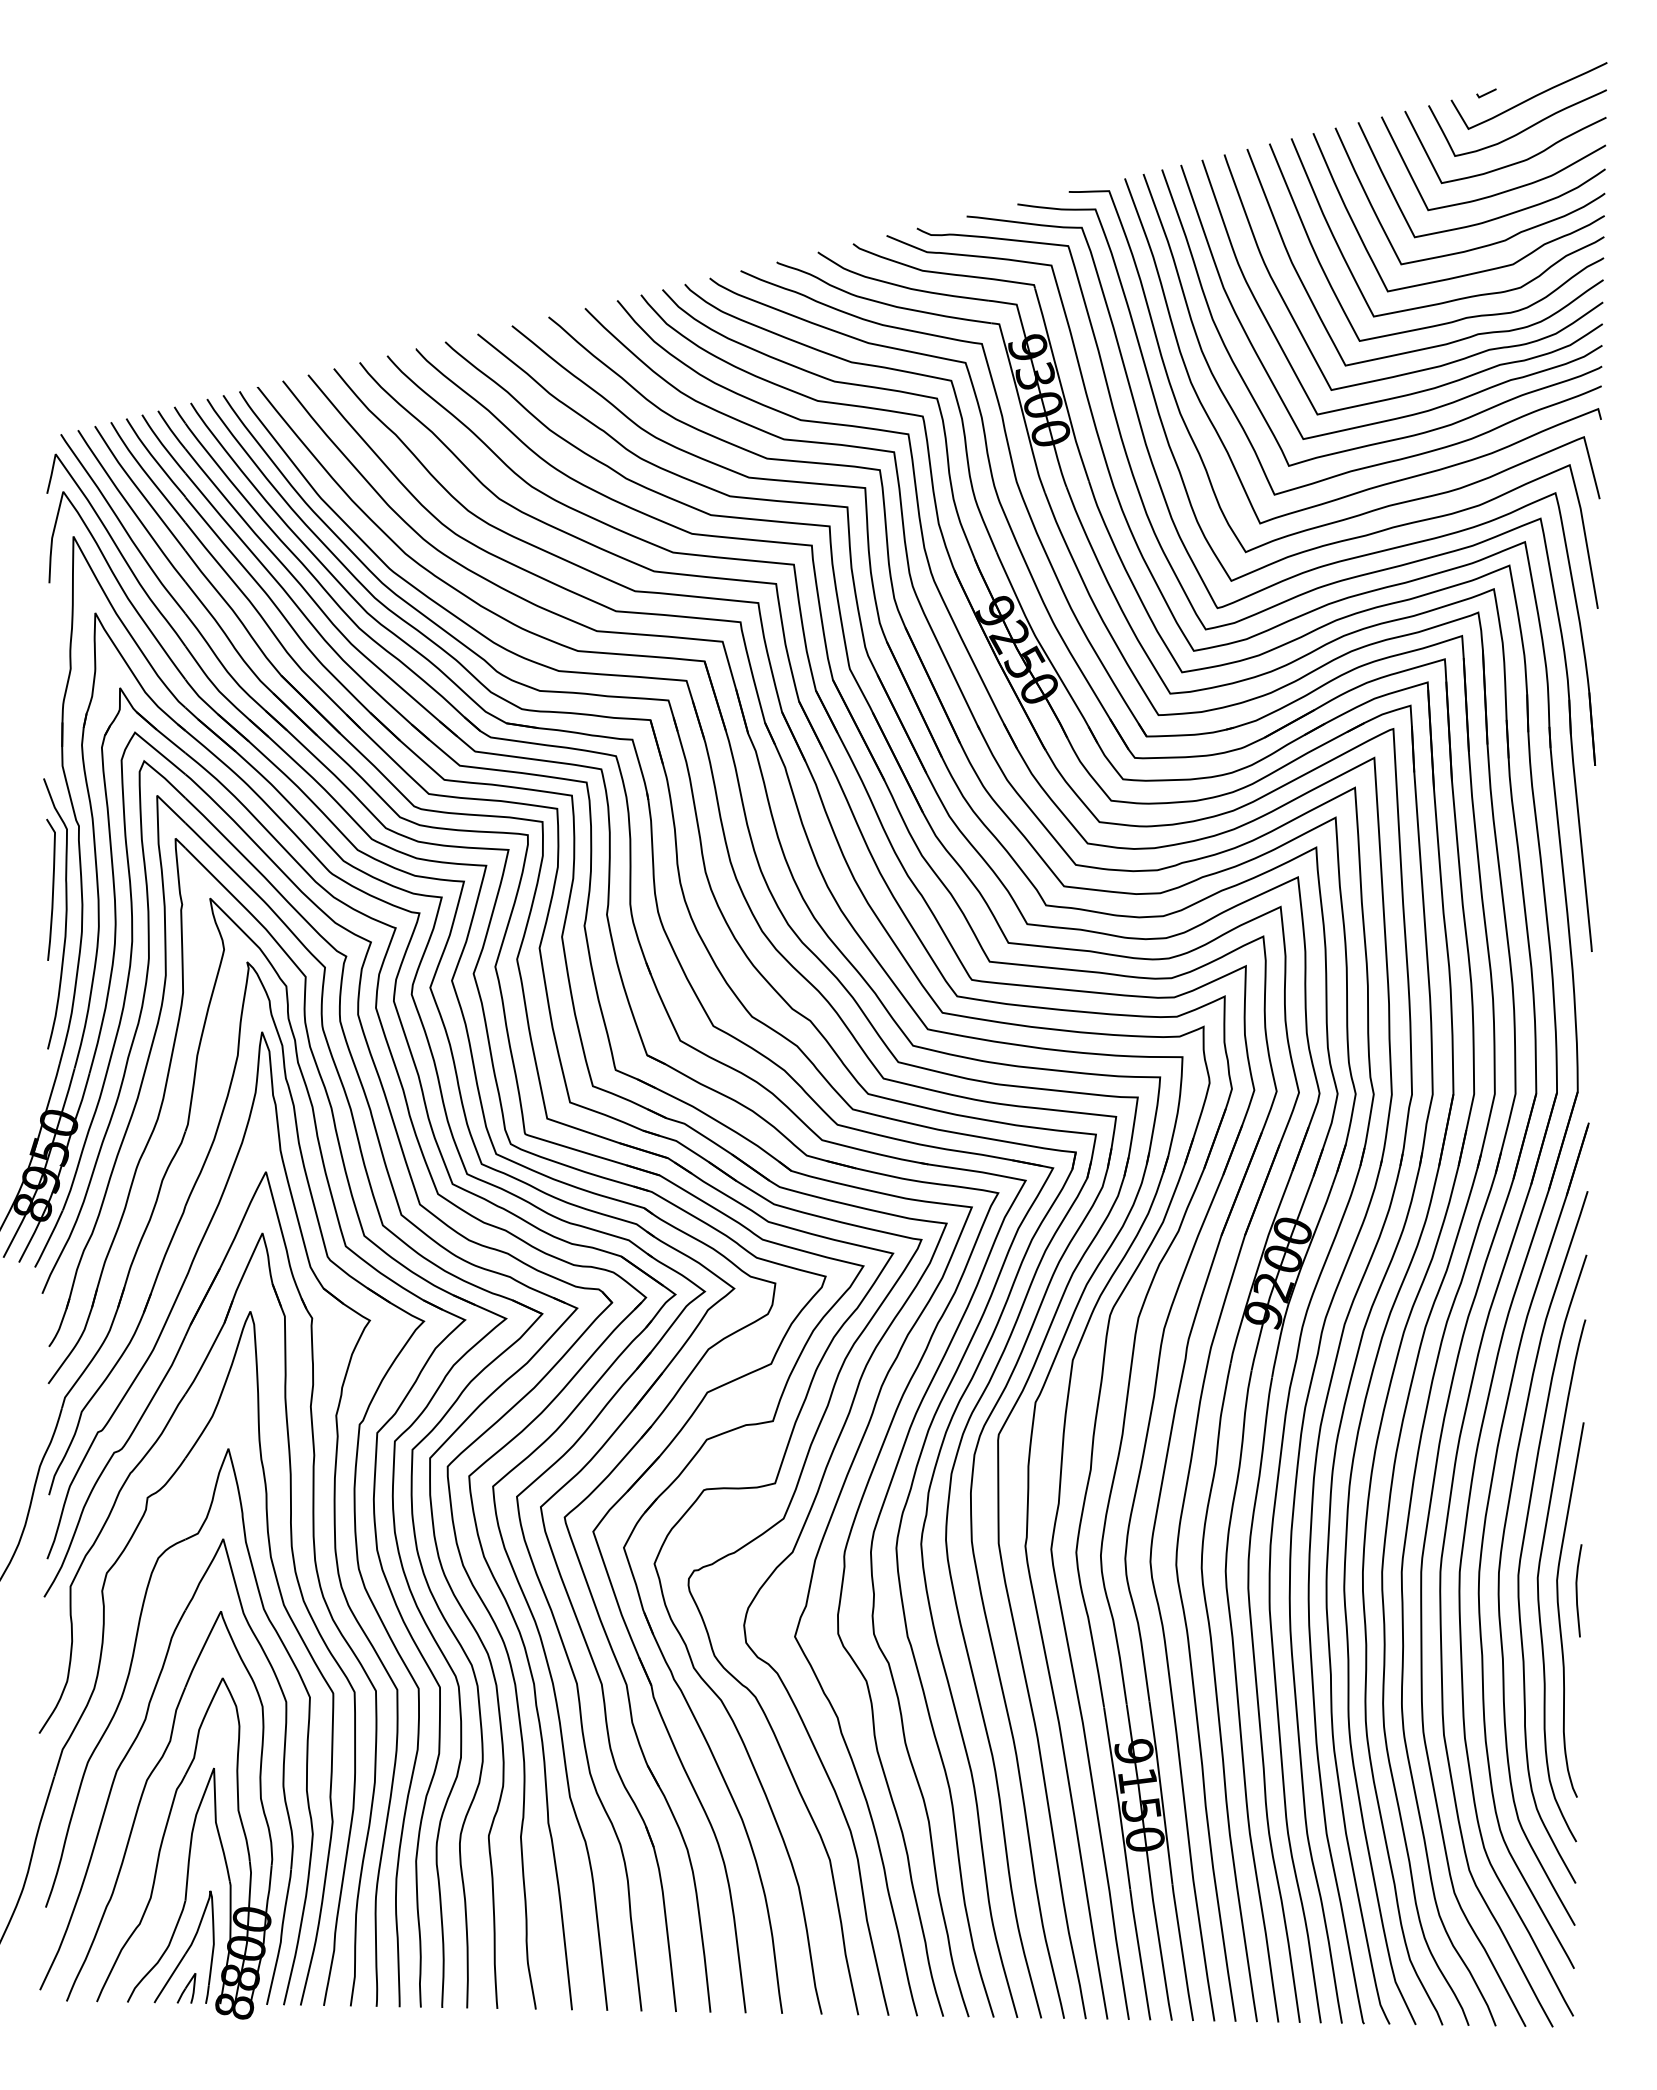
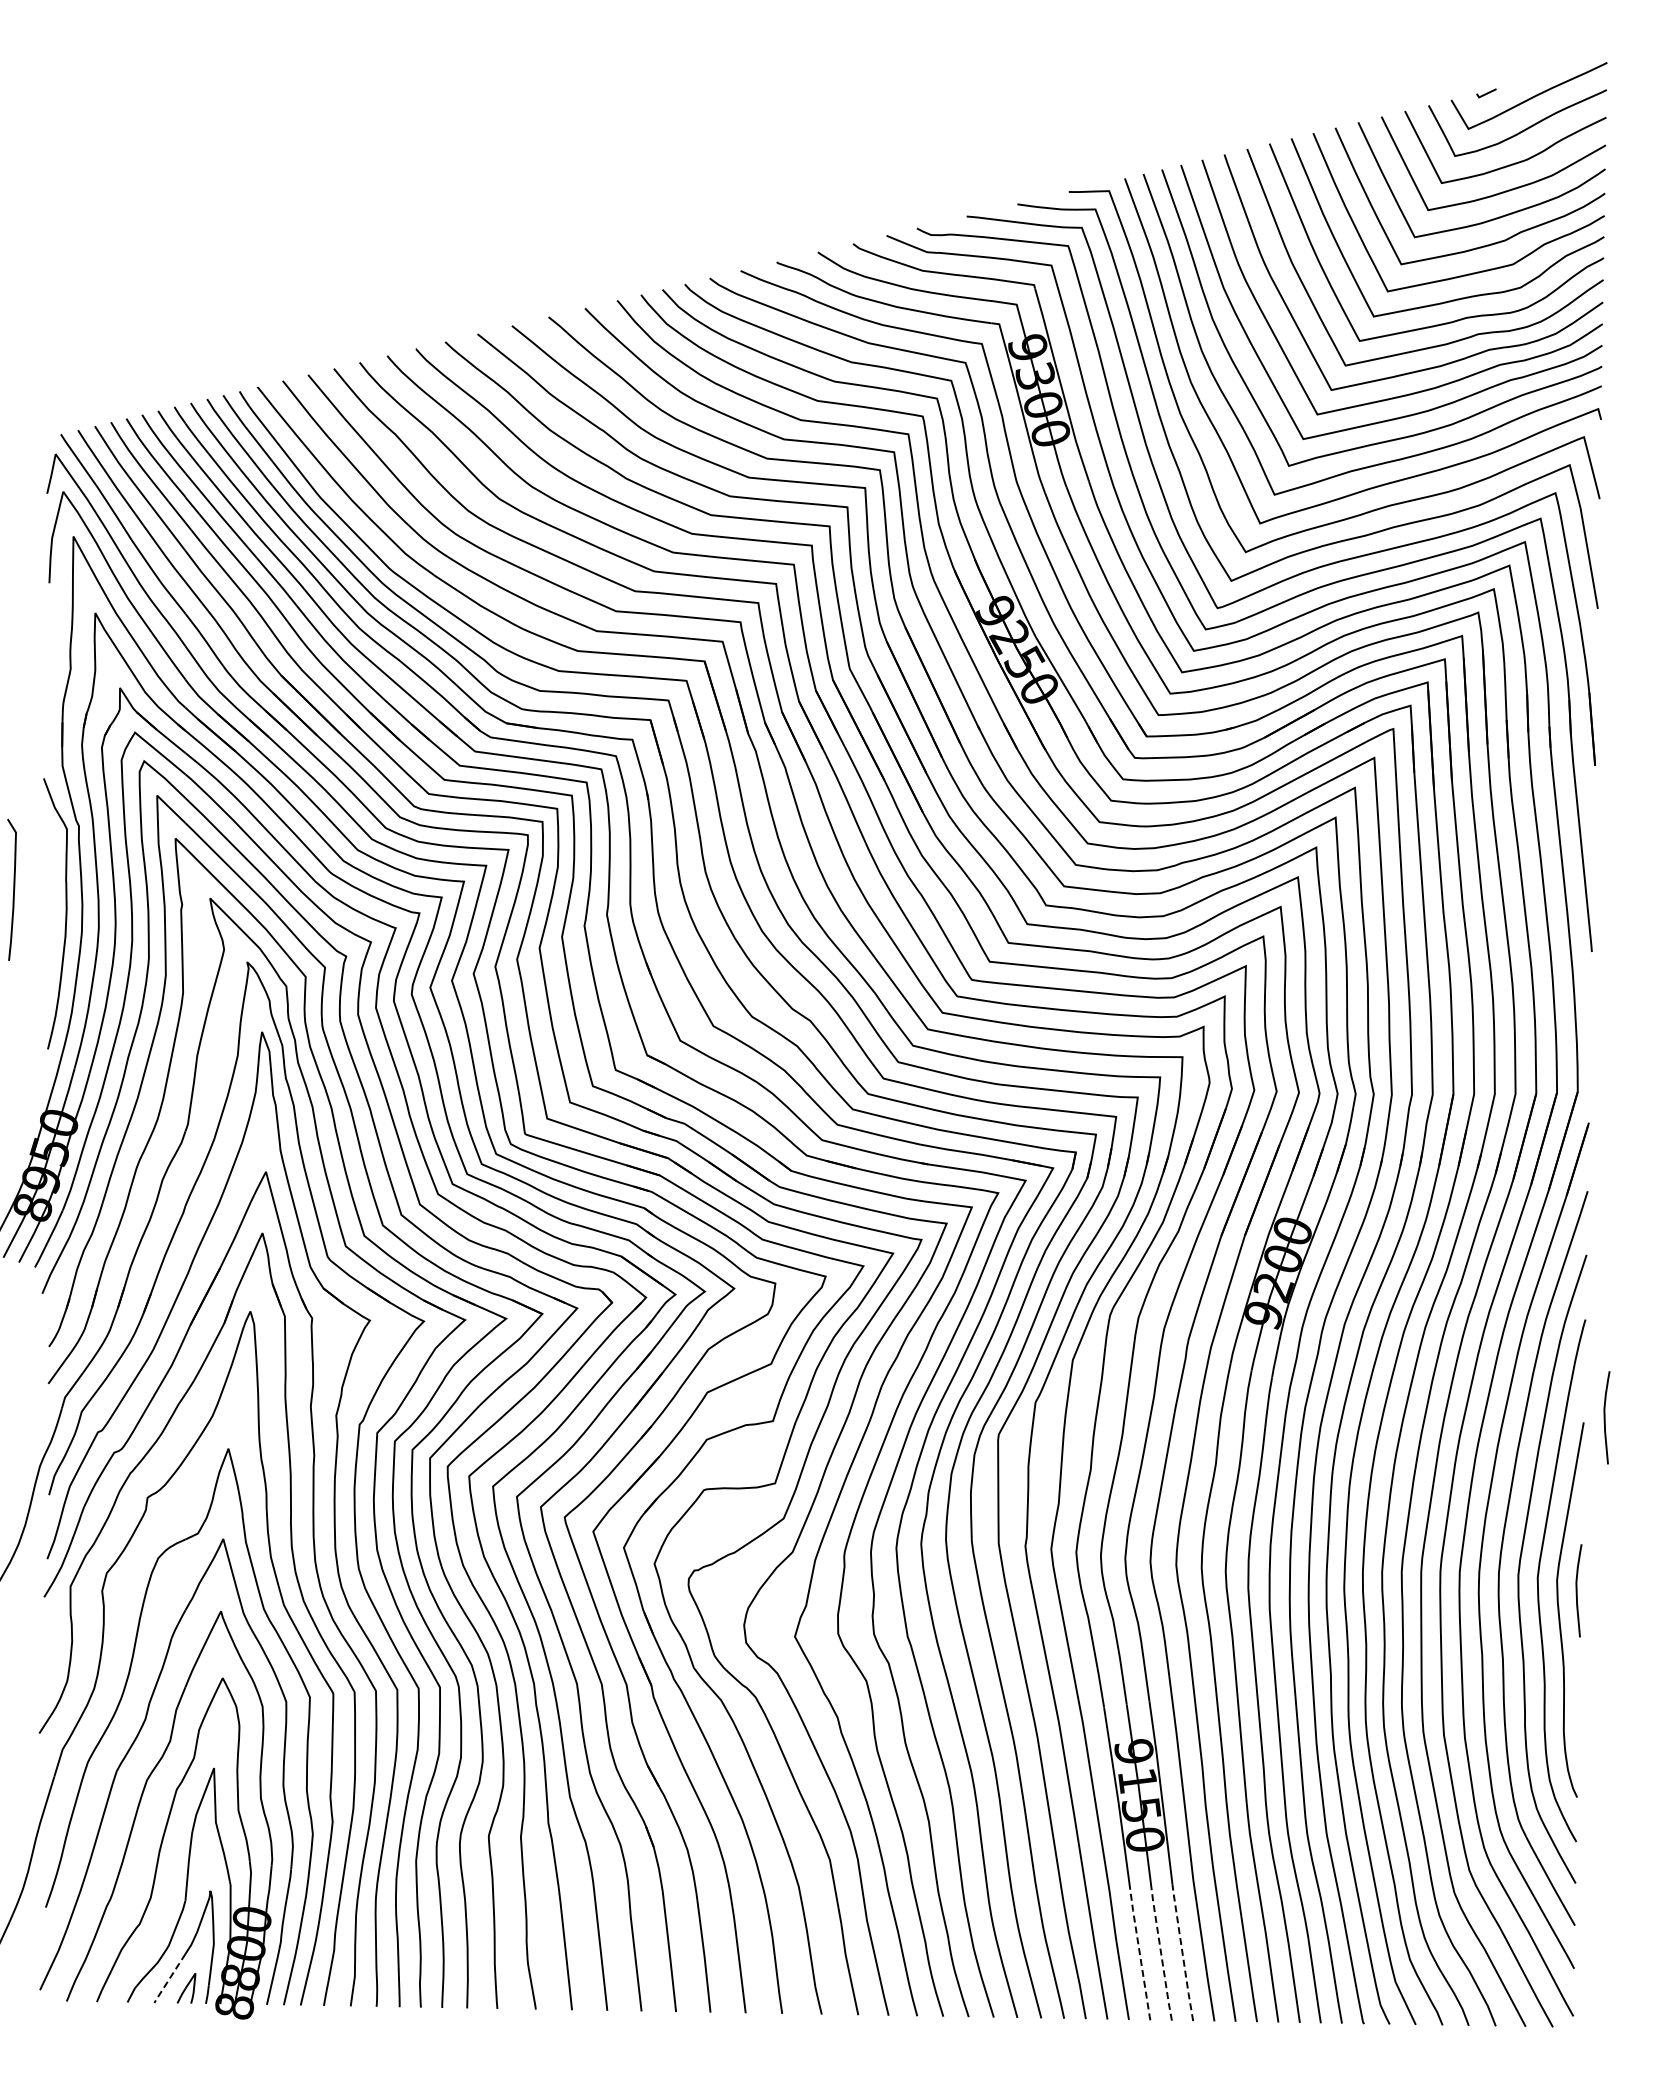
curve position: (52, 889) -> (13, 889) (13, 889)
curve: none -> present (1605, 1417)
line: solid -> dashed (1182, 1952)
line: solid -> dashed (1161, 1953)
line: solid -> dashed (1140, 1955)
line: solid -> dashed (169, 1978)
